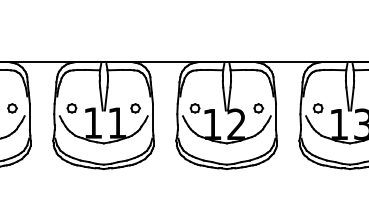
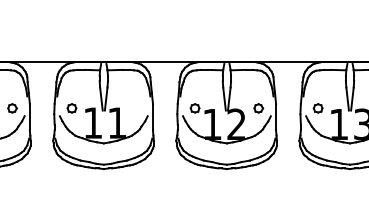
part: present -> none (135, 108)
